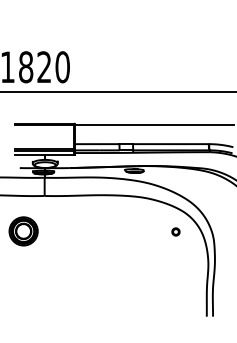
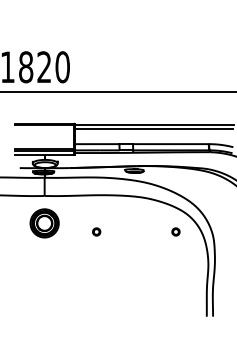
line: none -> present (153, 128)
part position: (23, 231) -> (44, 223) (44, 223)
part: none -> present (96, 231)
